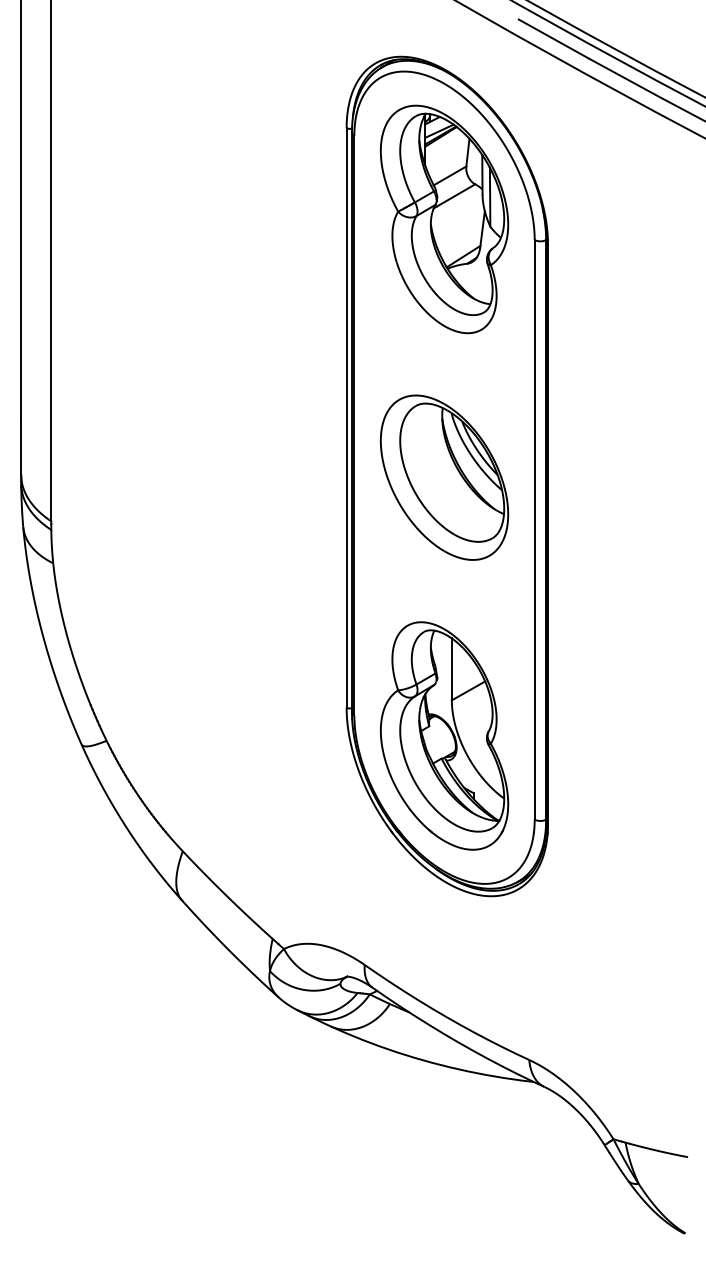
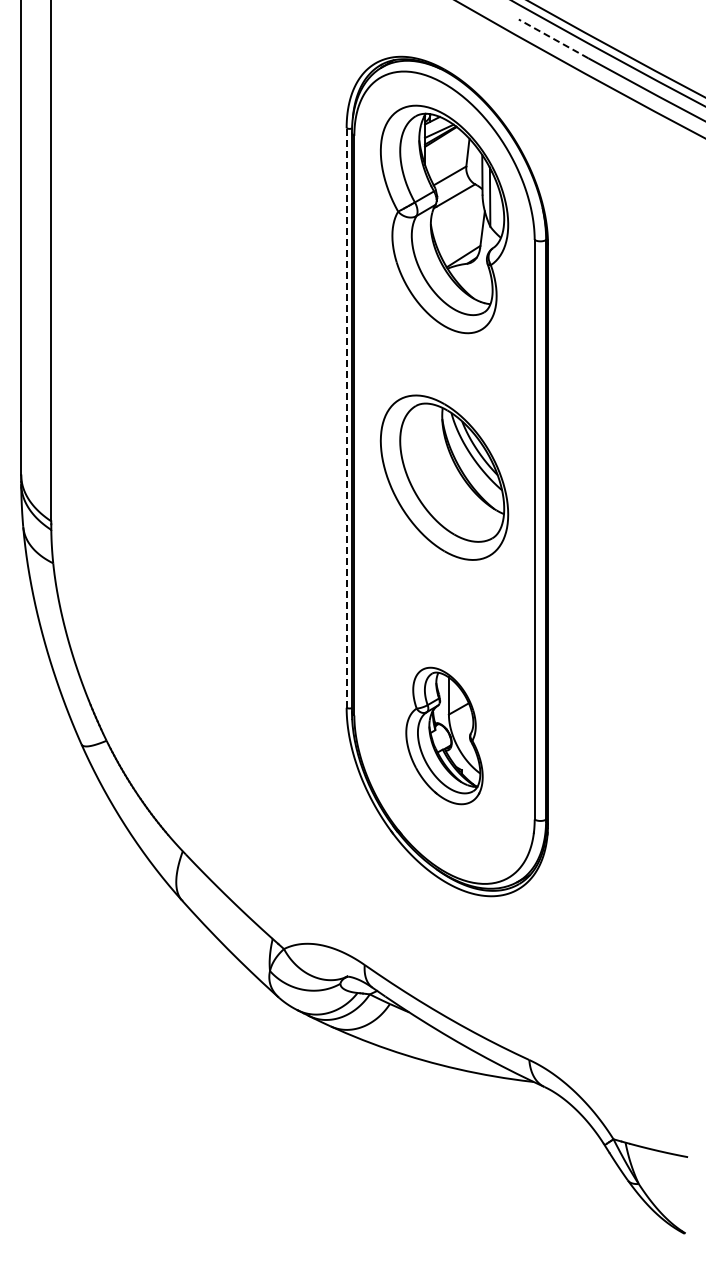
line: solid -> dashed (553, 38)
line: solid -> dashed (346, 417)
part size: 131x230 px -> 79x140 px (444, 735)
